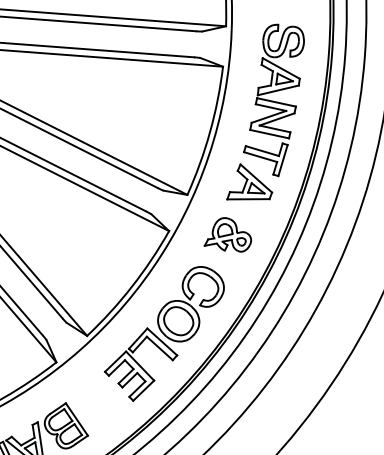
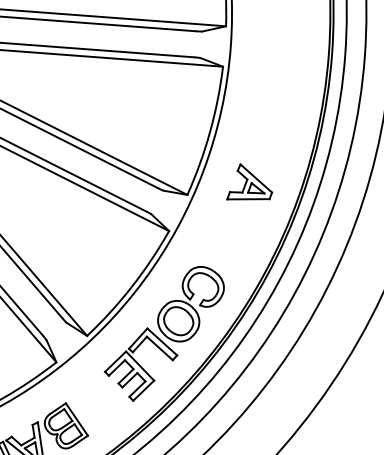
part: present -> none (273, 100)
part: present -> none (227, 234)
